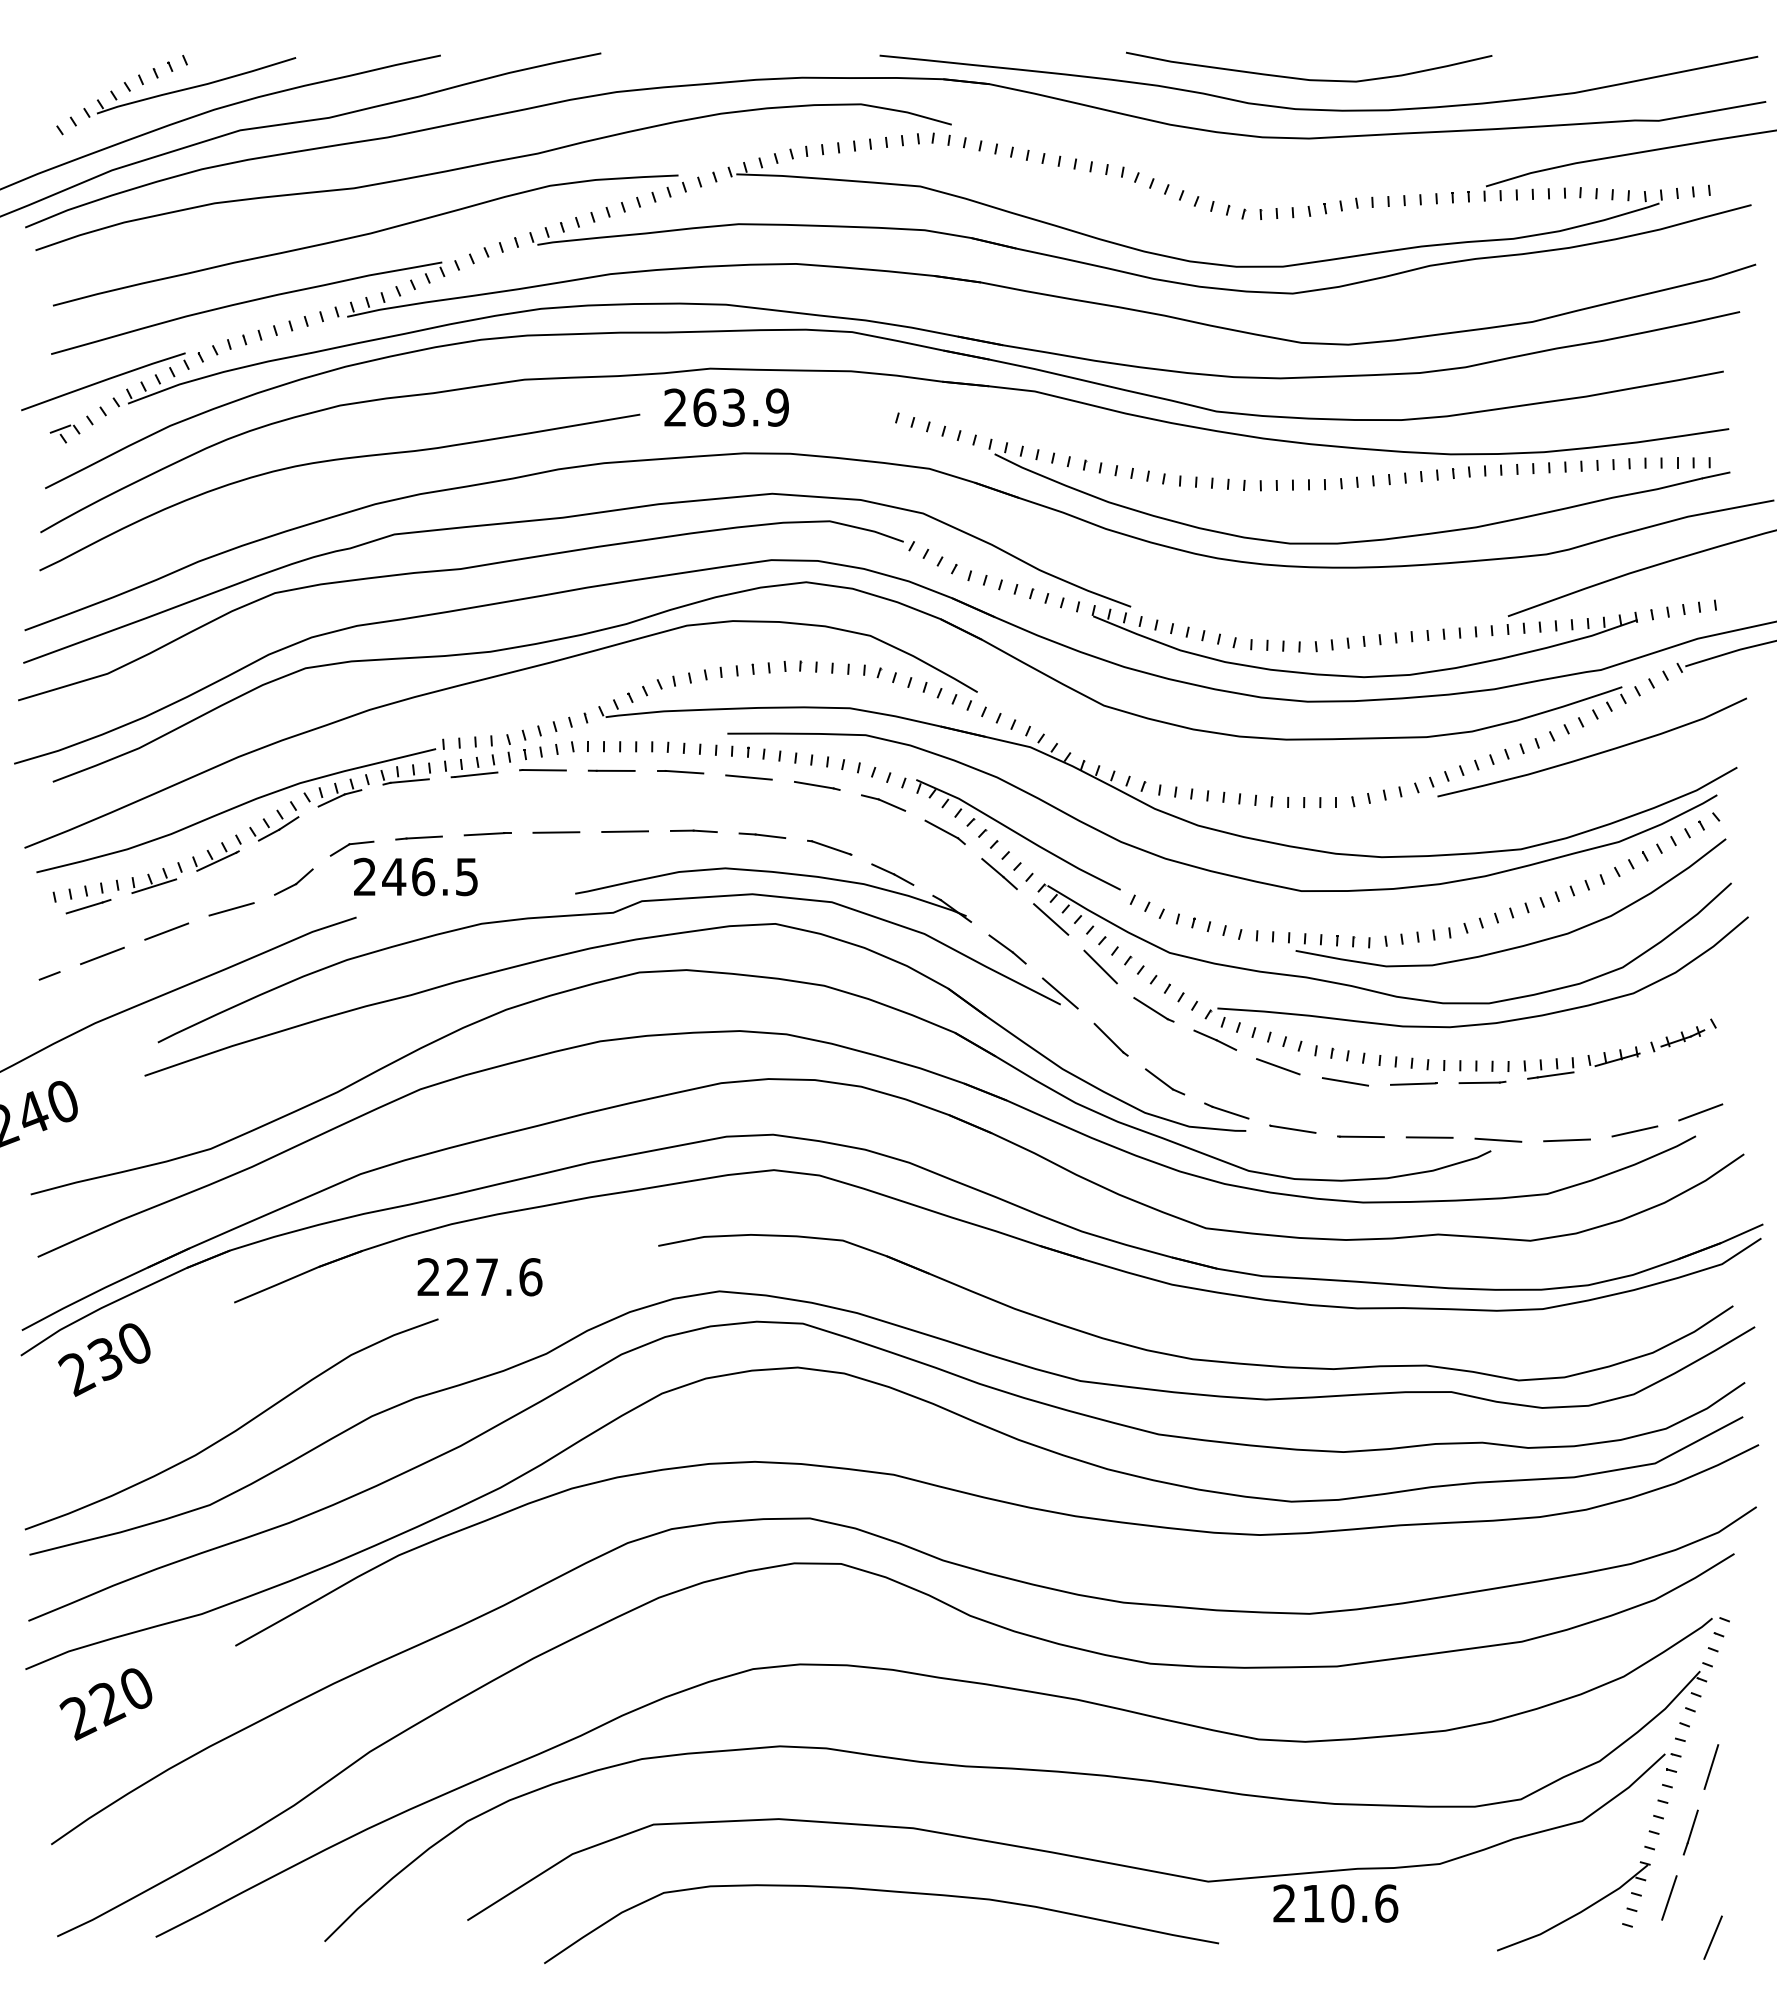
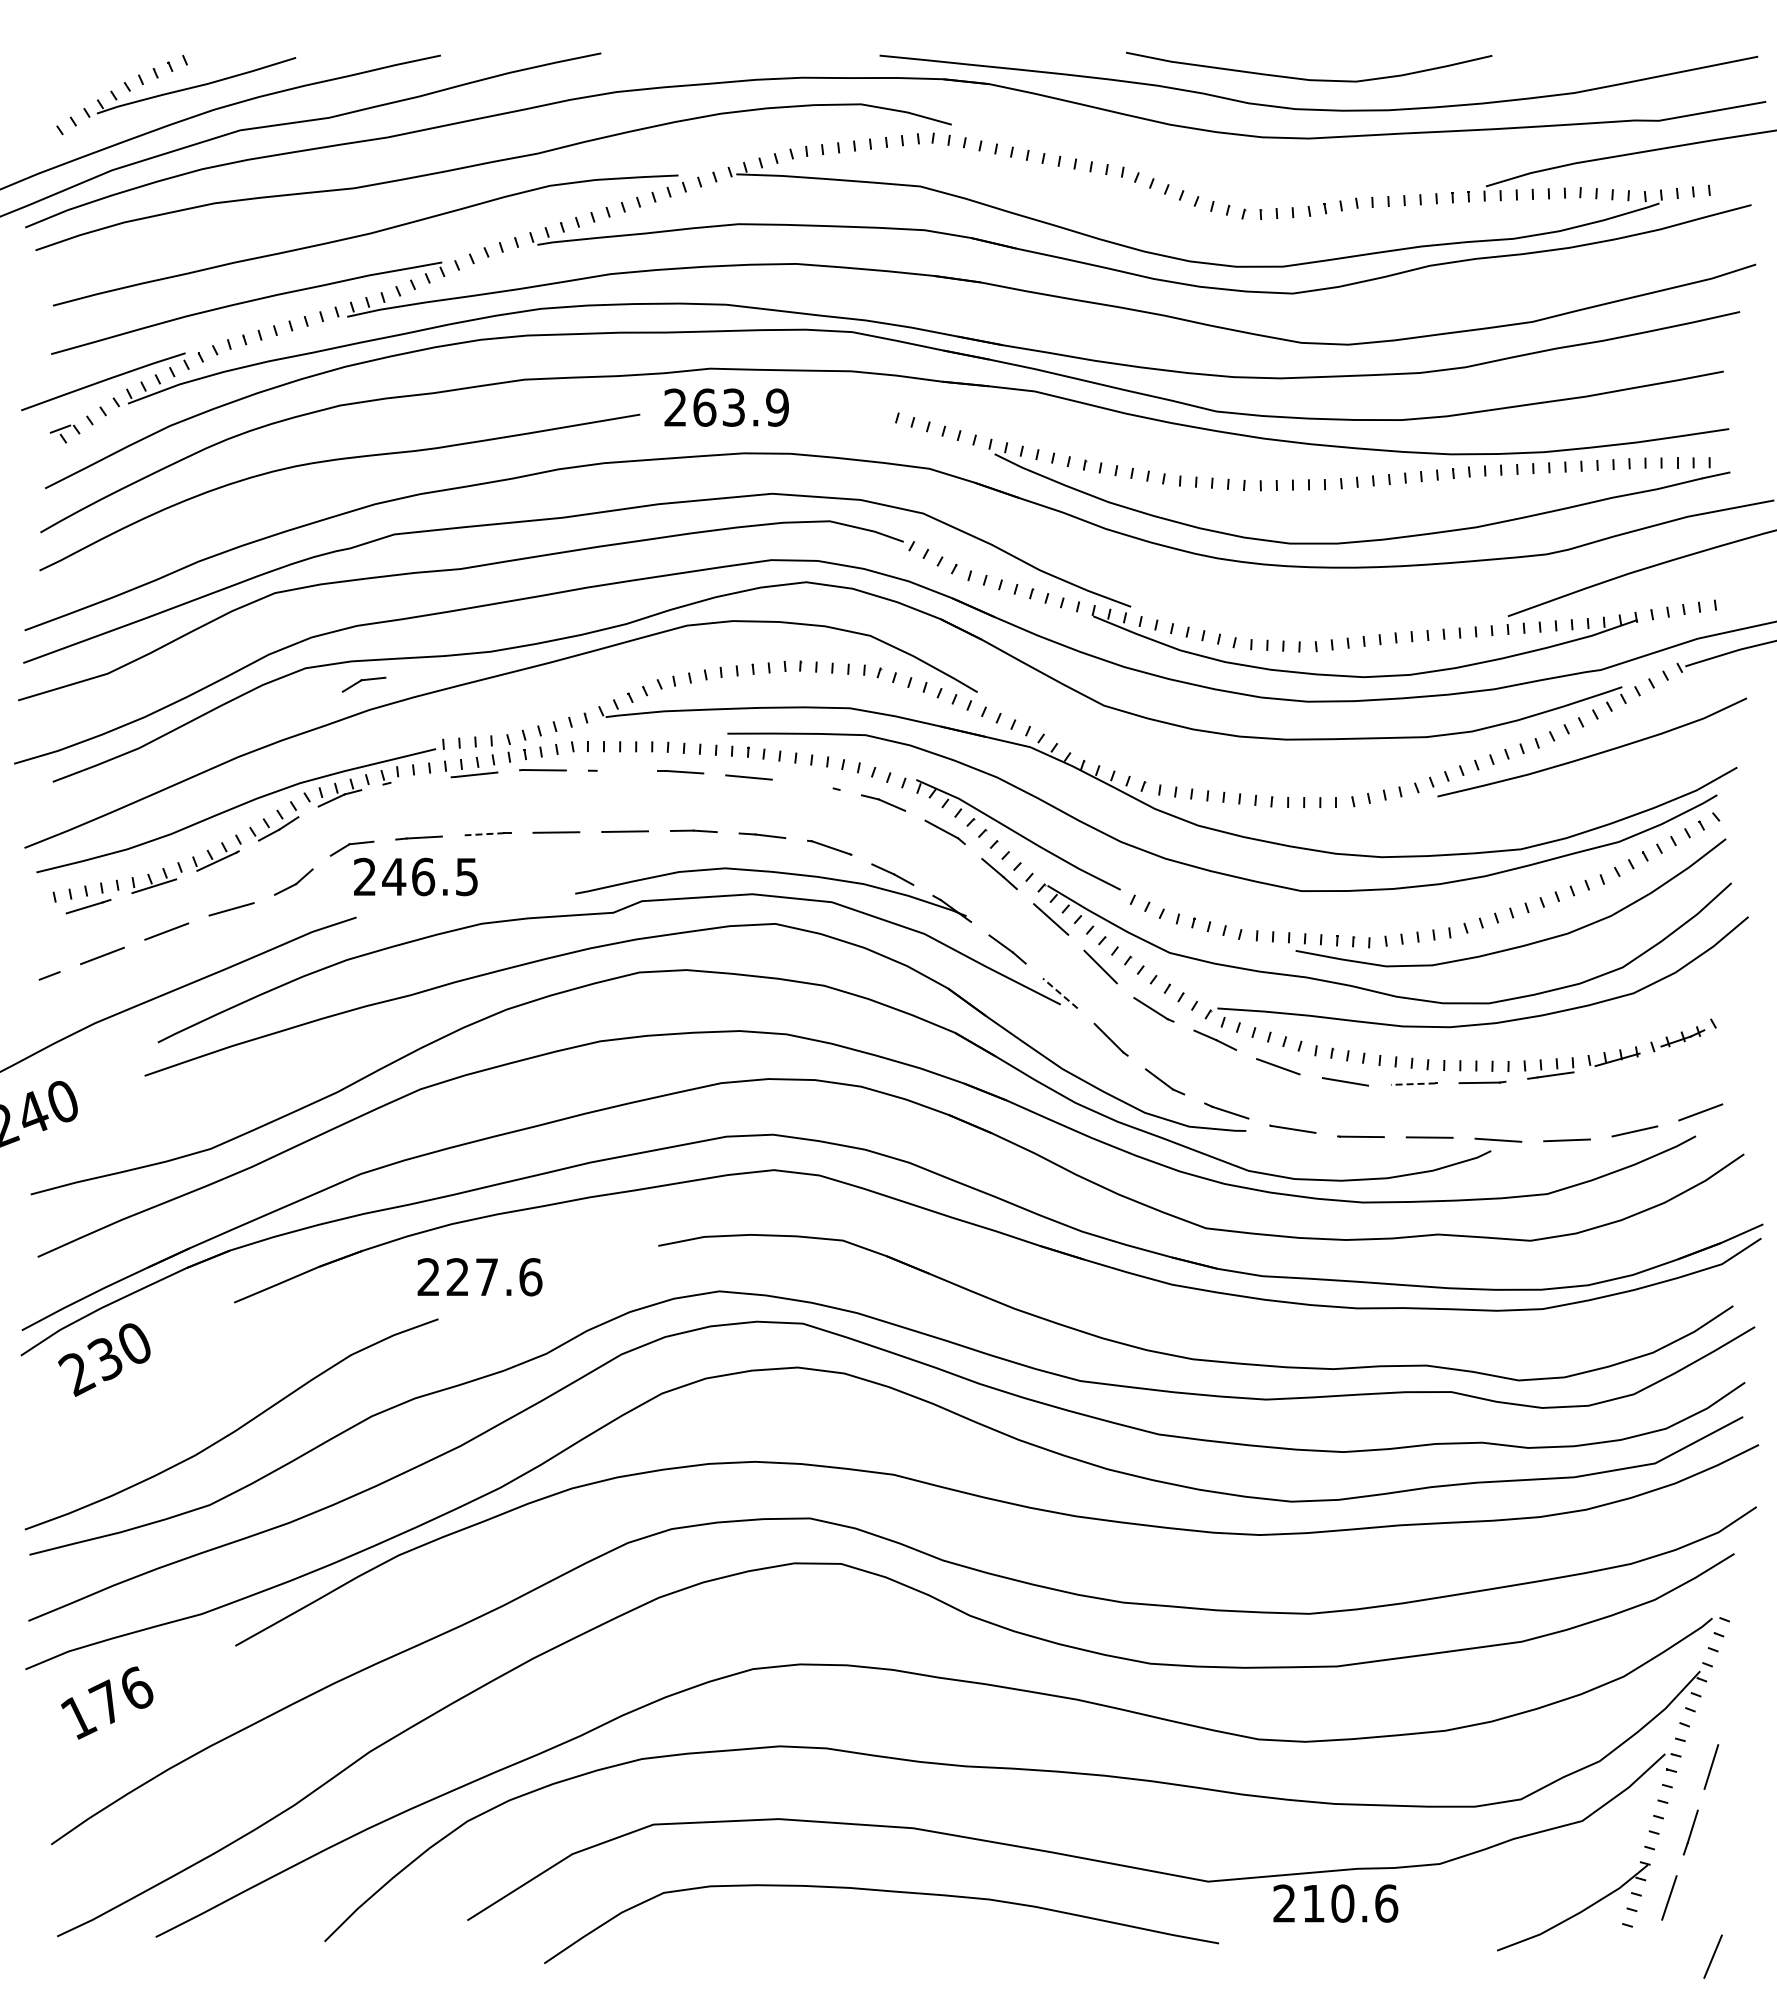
part: none -> present (363, 684)
line: present -> none (615, 770)
line: present -> none (409, 780)
line: present -> none (813, 784)
line: solid -> dashed (484, 834)
line: solid -> dashed (1060, 993)
line: solid -> dashed (1412, 1084)
text: 220 -> 176 (106, 1703)
line position: (1712, 1937) -> (1712, 1956) (1712, 1956)
